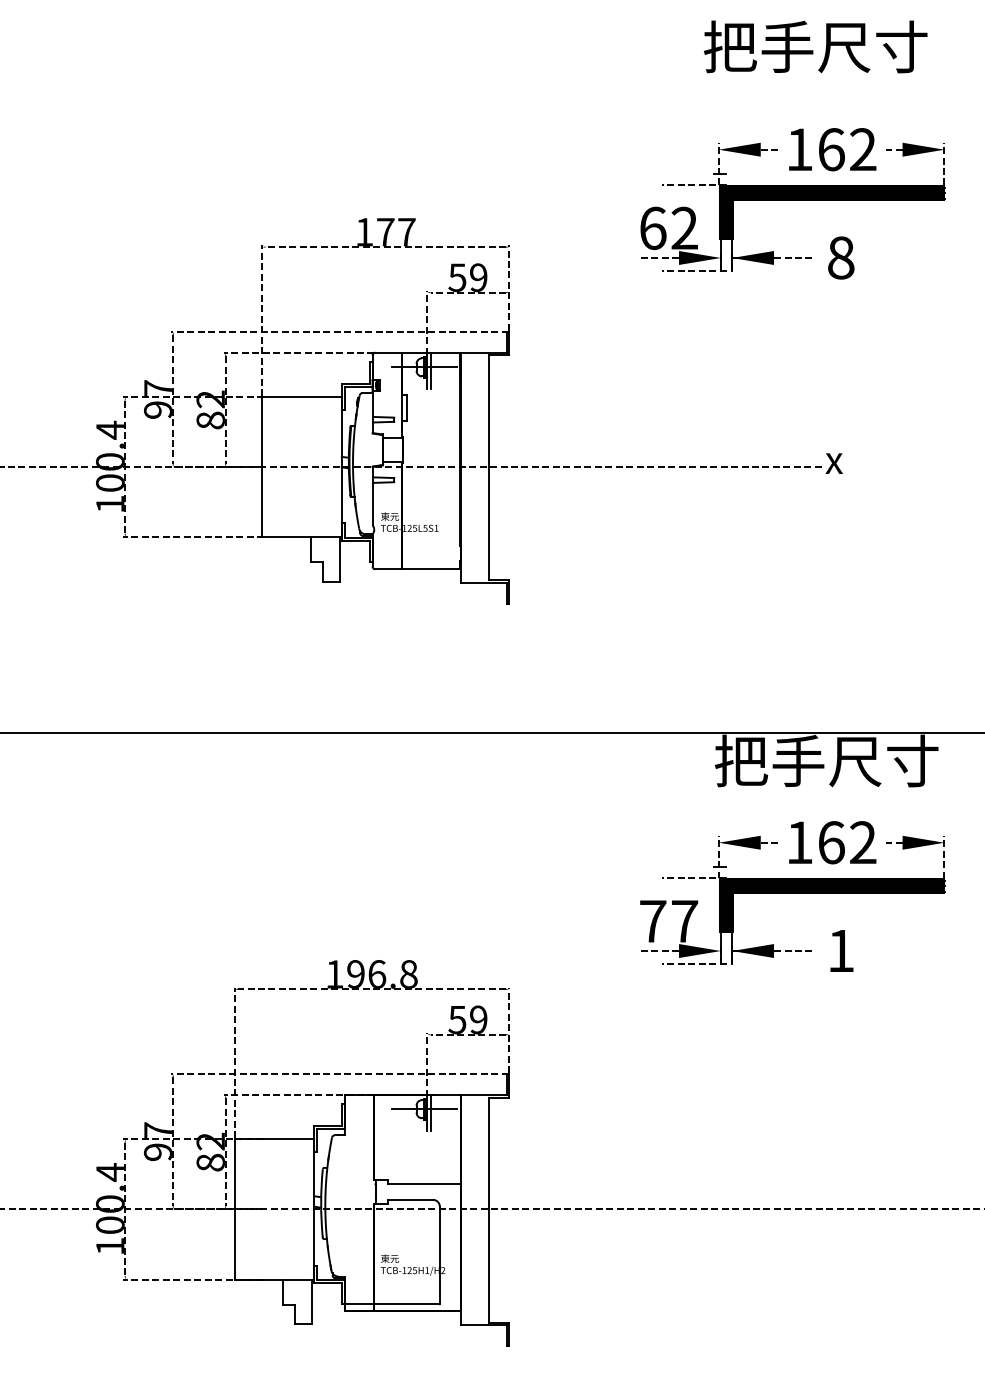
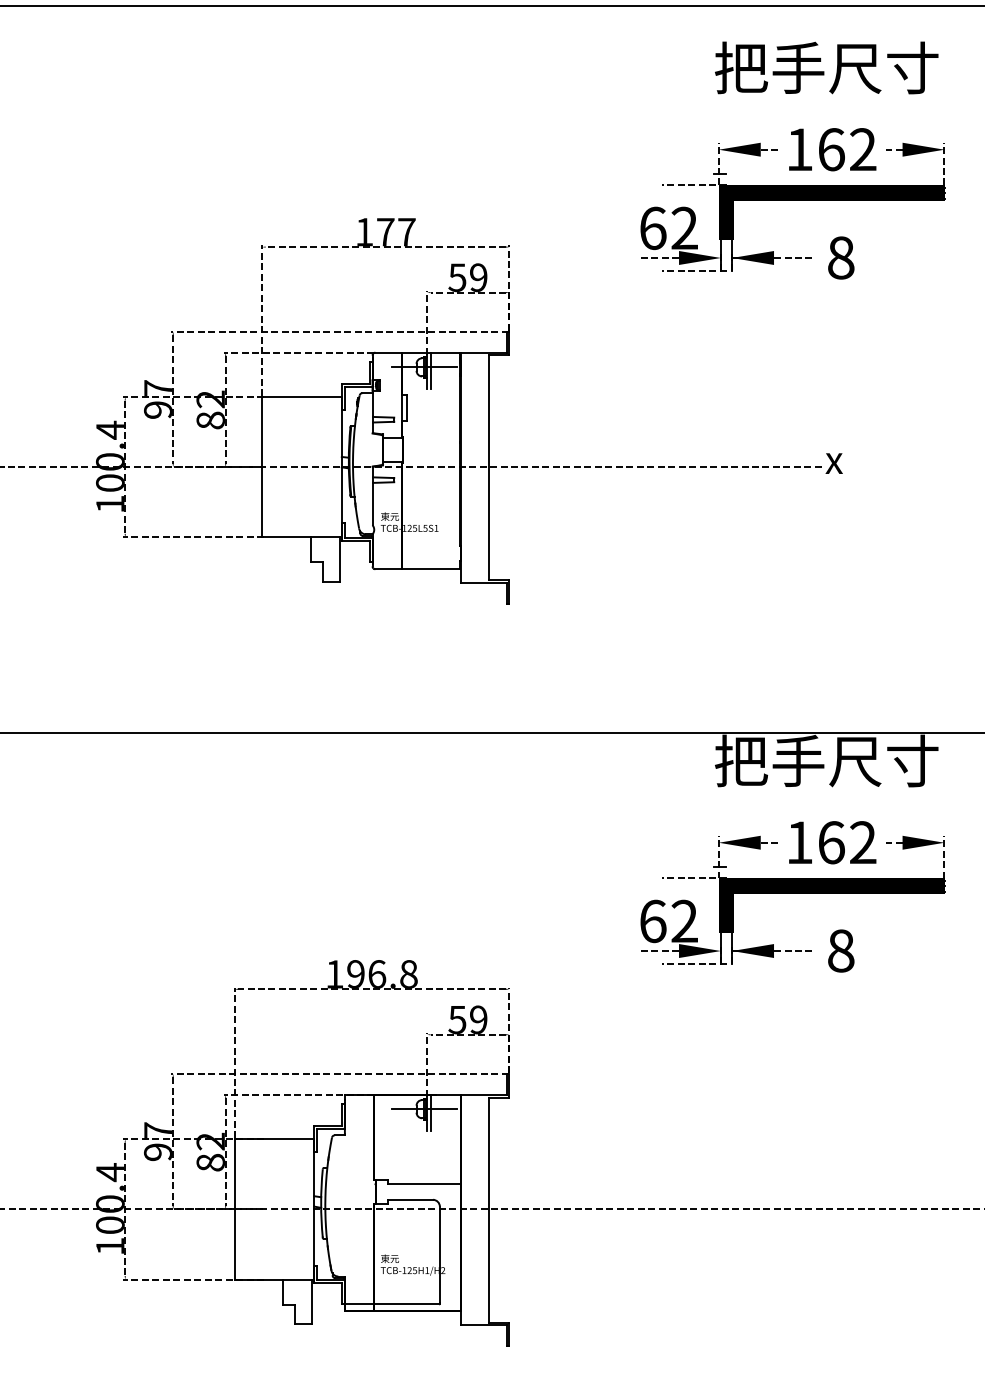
line: none -> present (491, 6)
text position: (815, 46) -> (826, 67) (826, 67)
text: 77 -> 62 (669, 921)
text: 1 -> 8 (841, 950)
